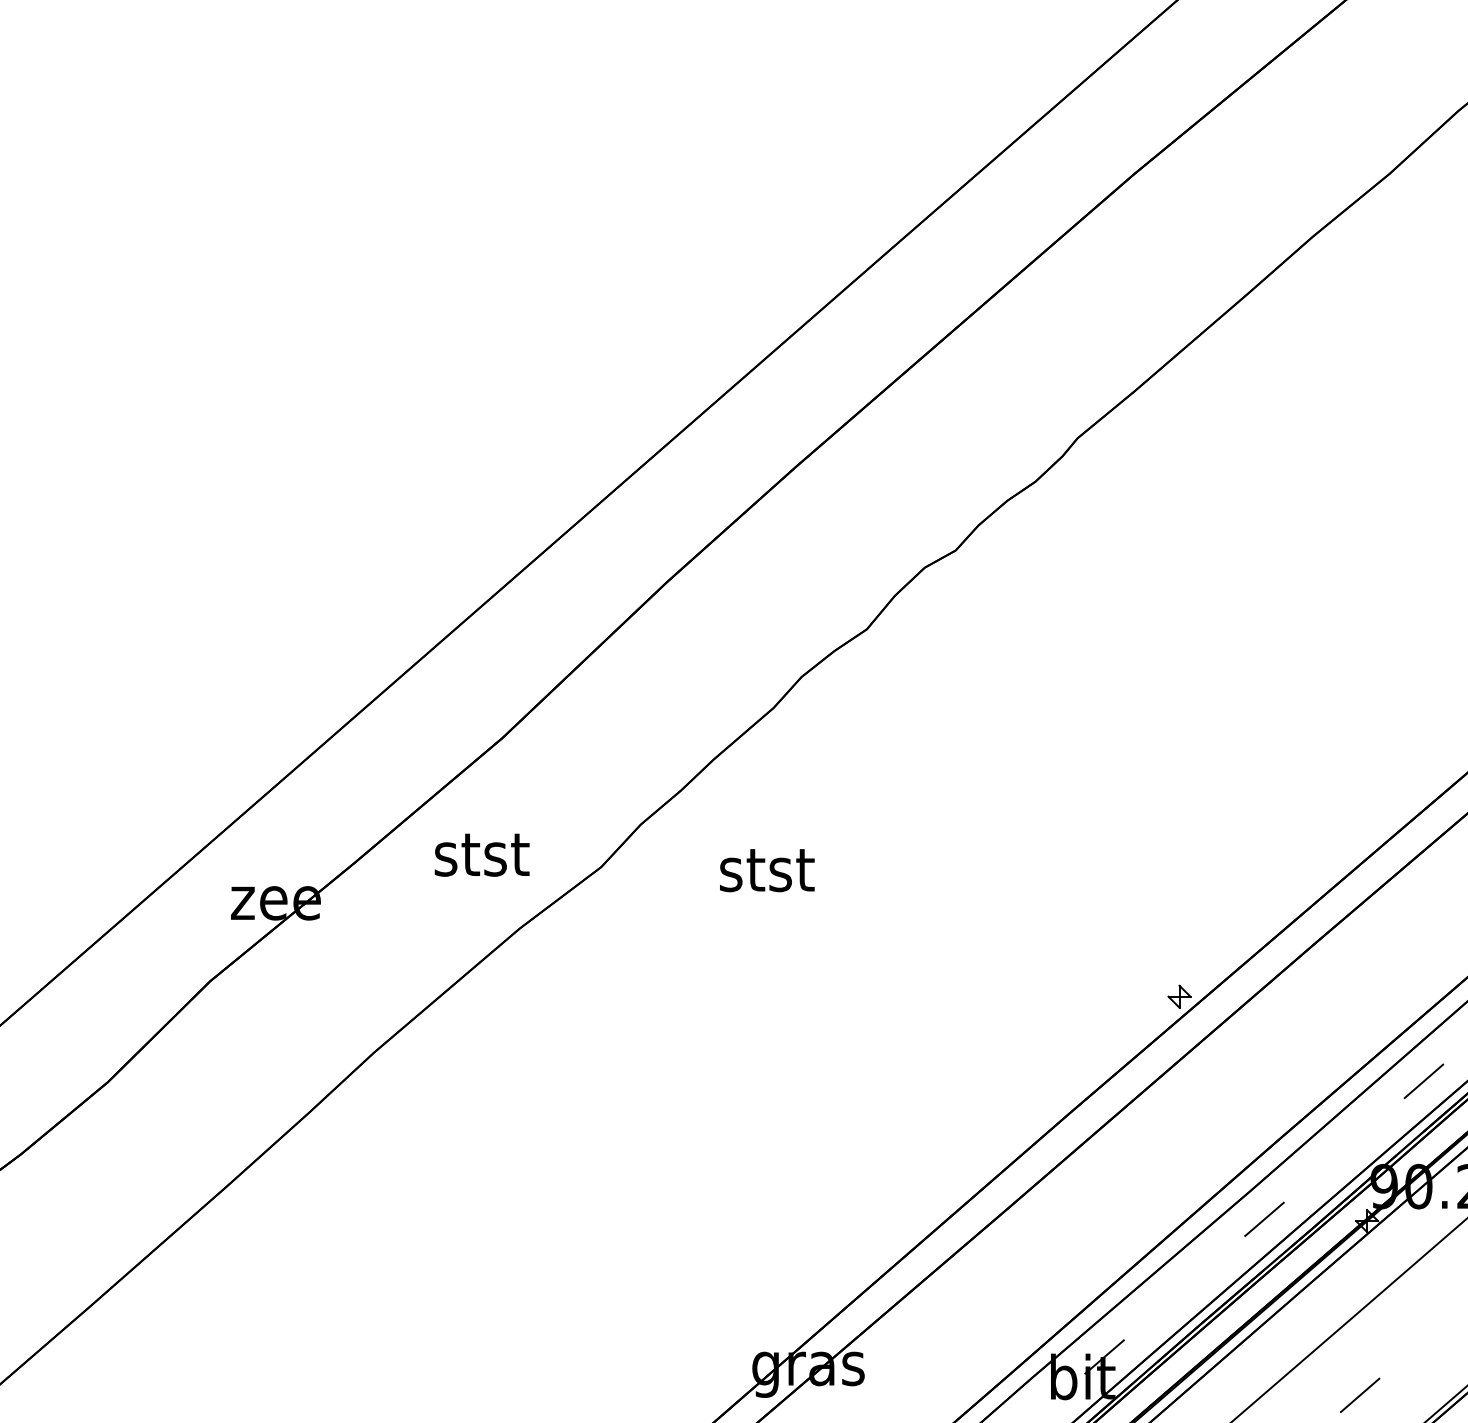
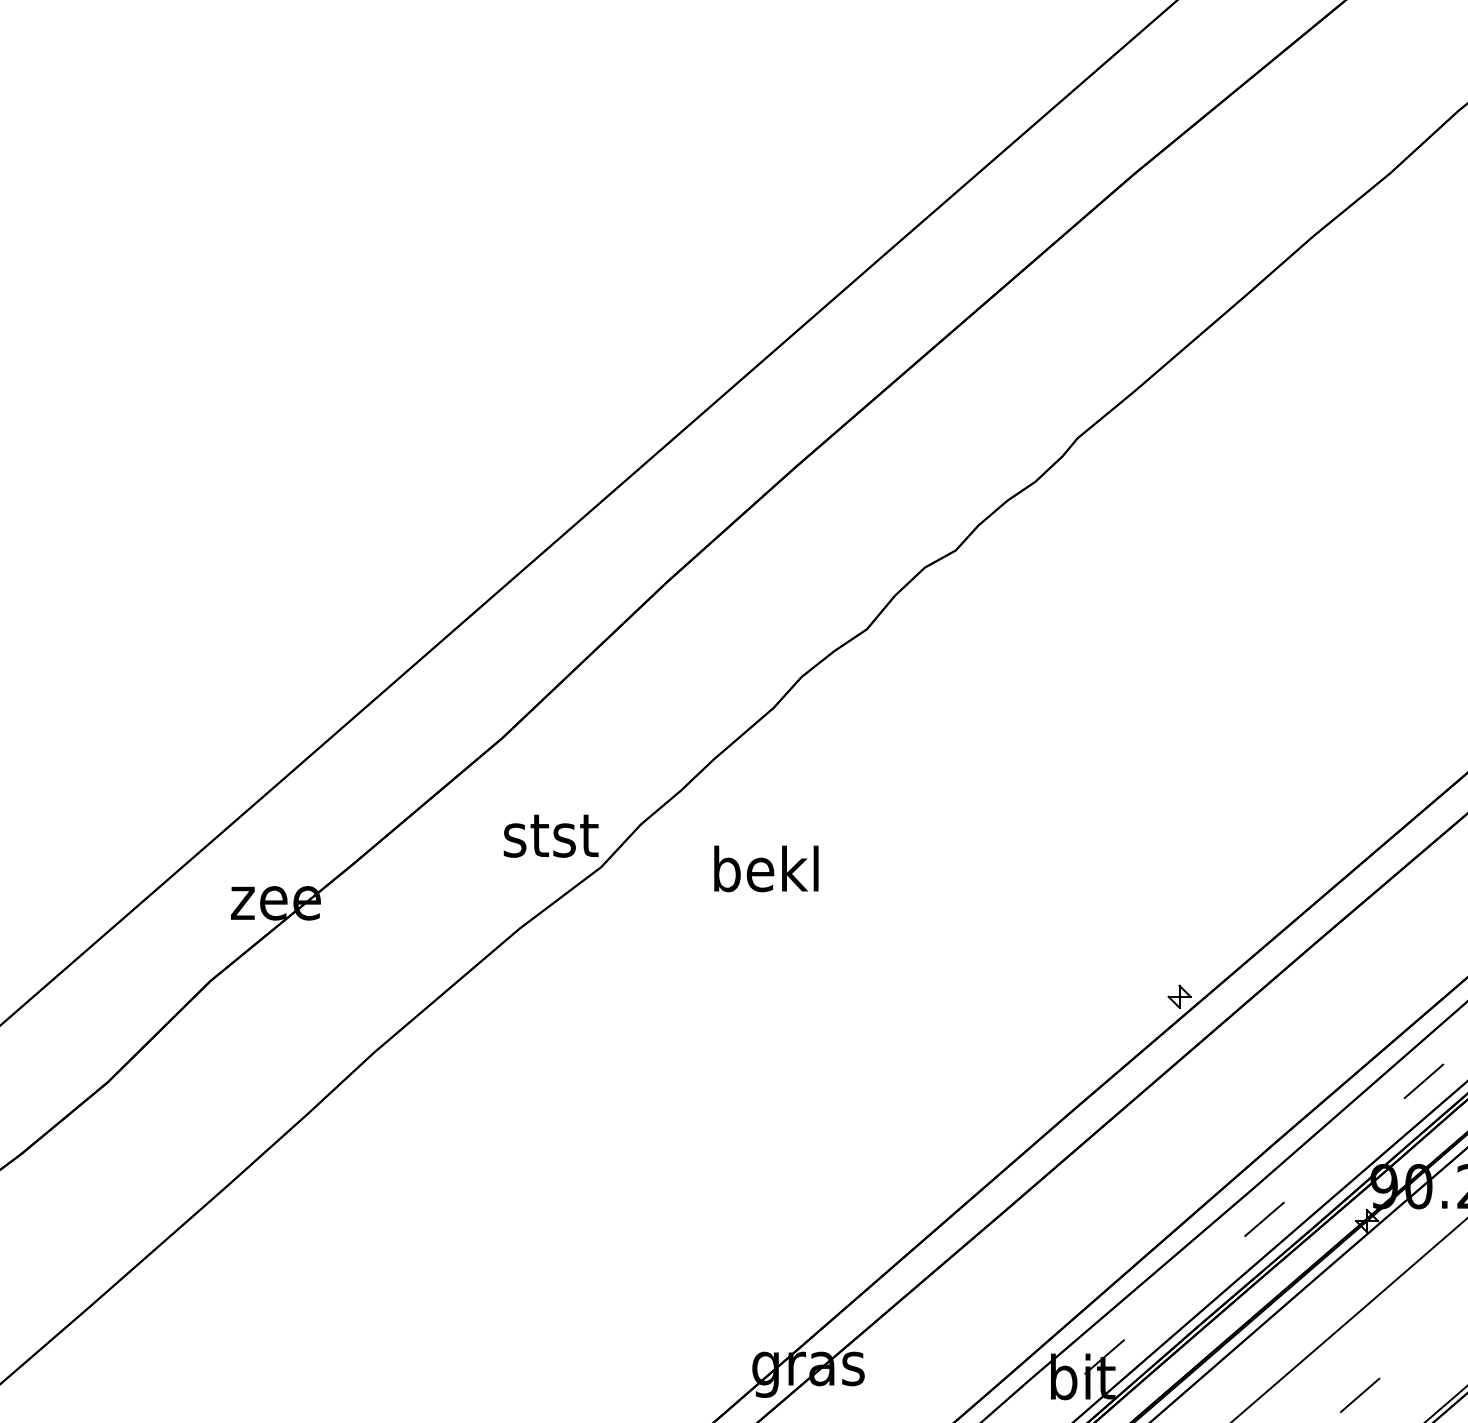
text position: (481, 854) -> (550, 835) (550, 835)
text: stst -> bekl (766, 868)
